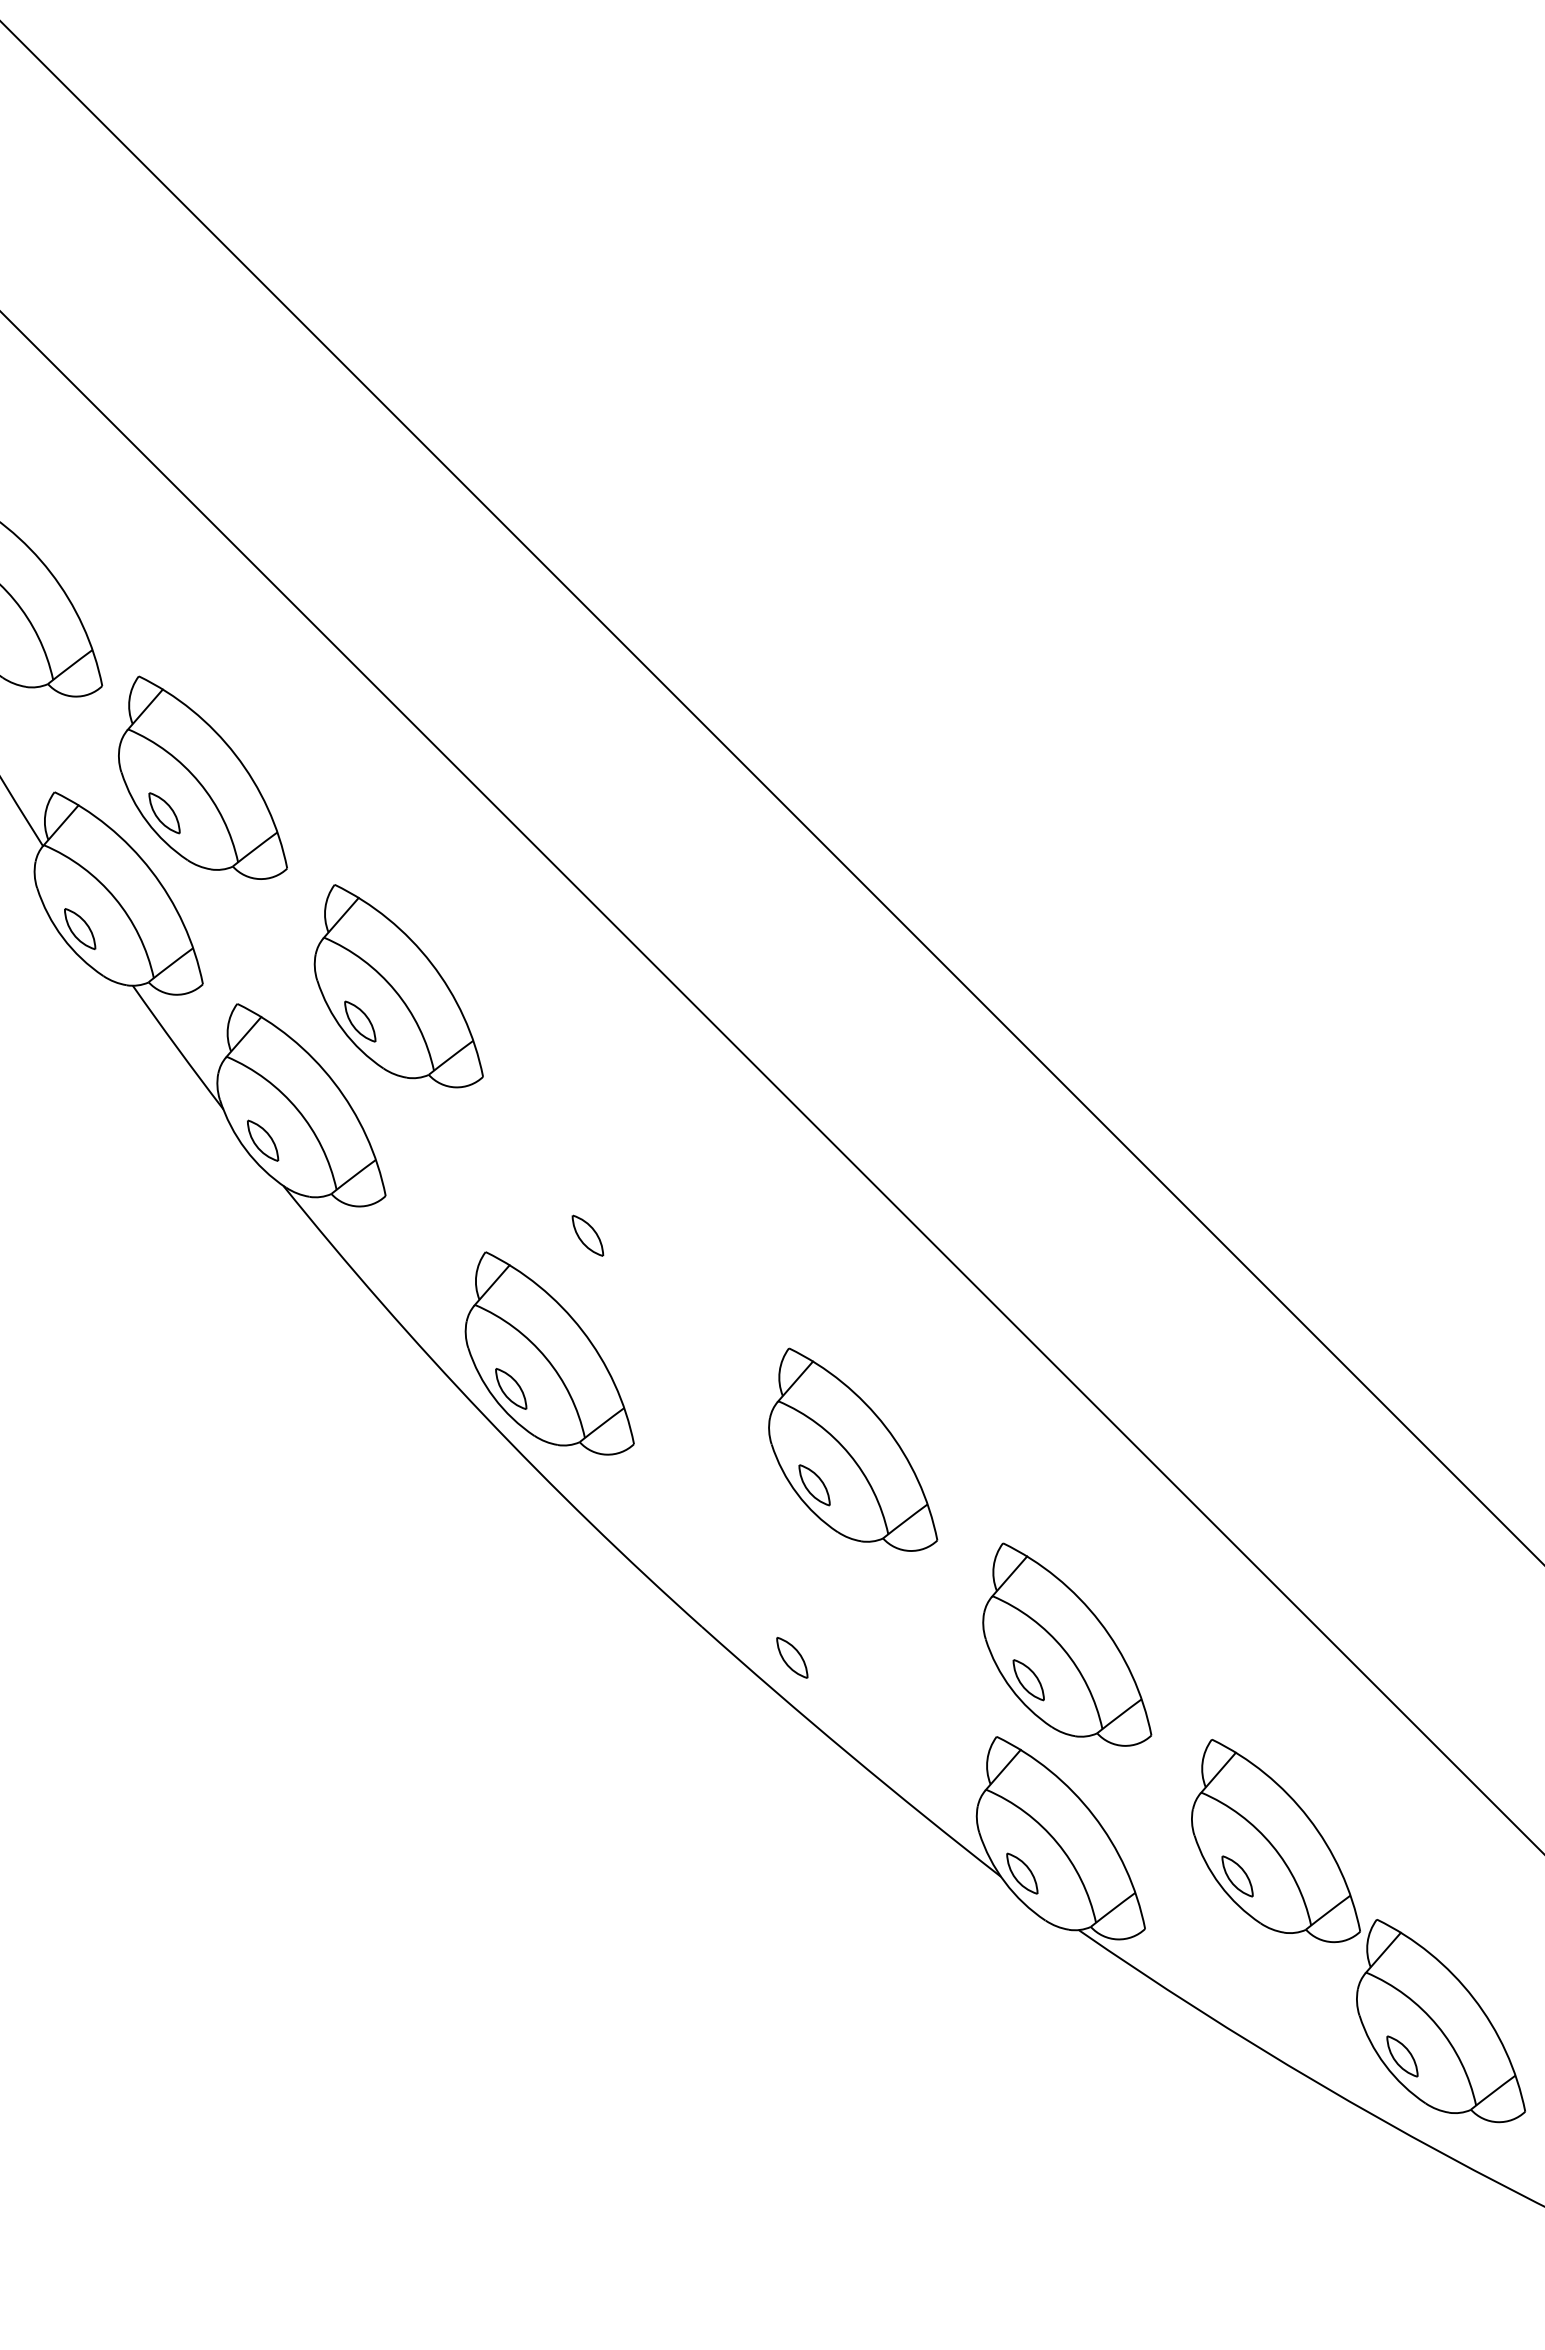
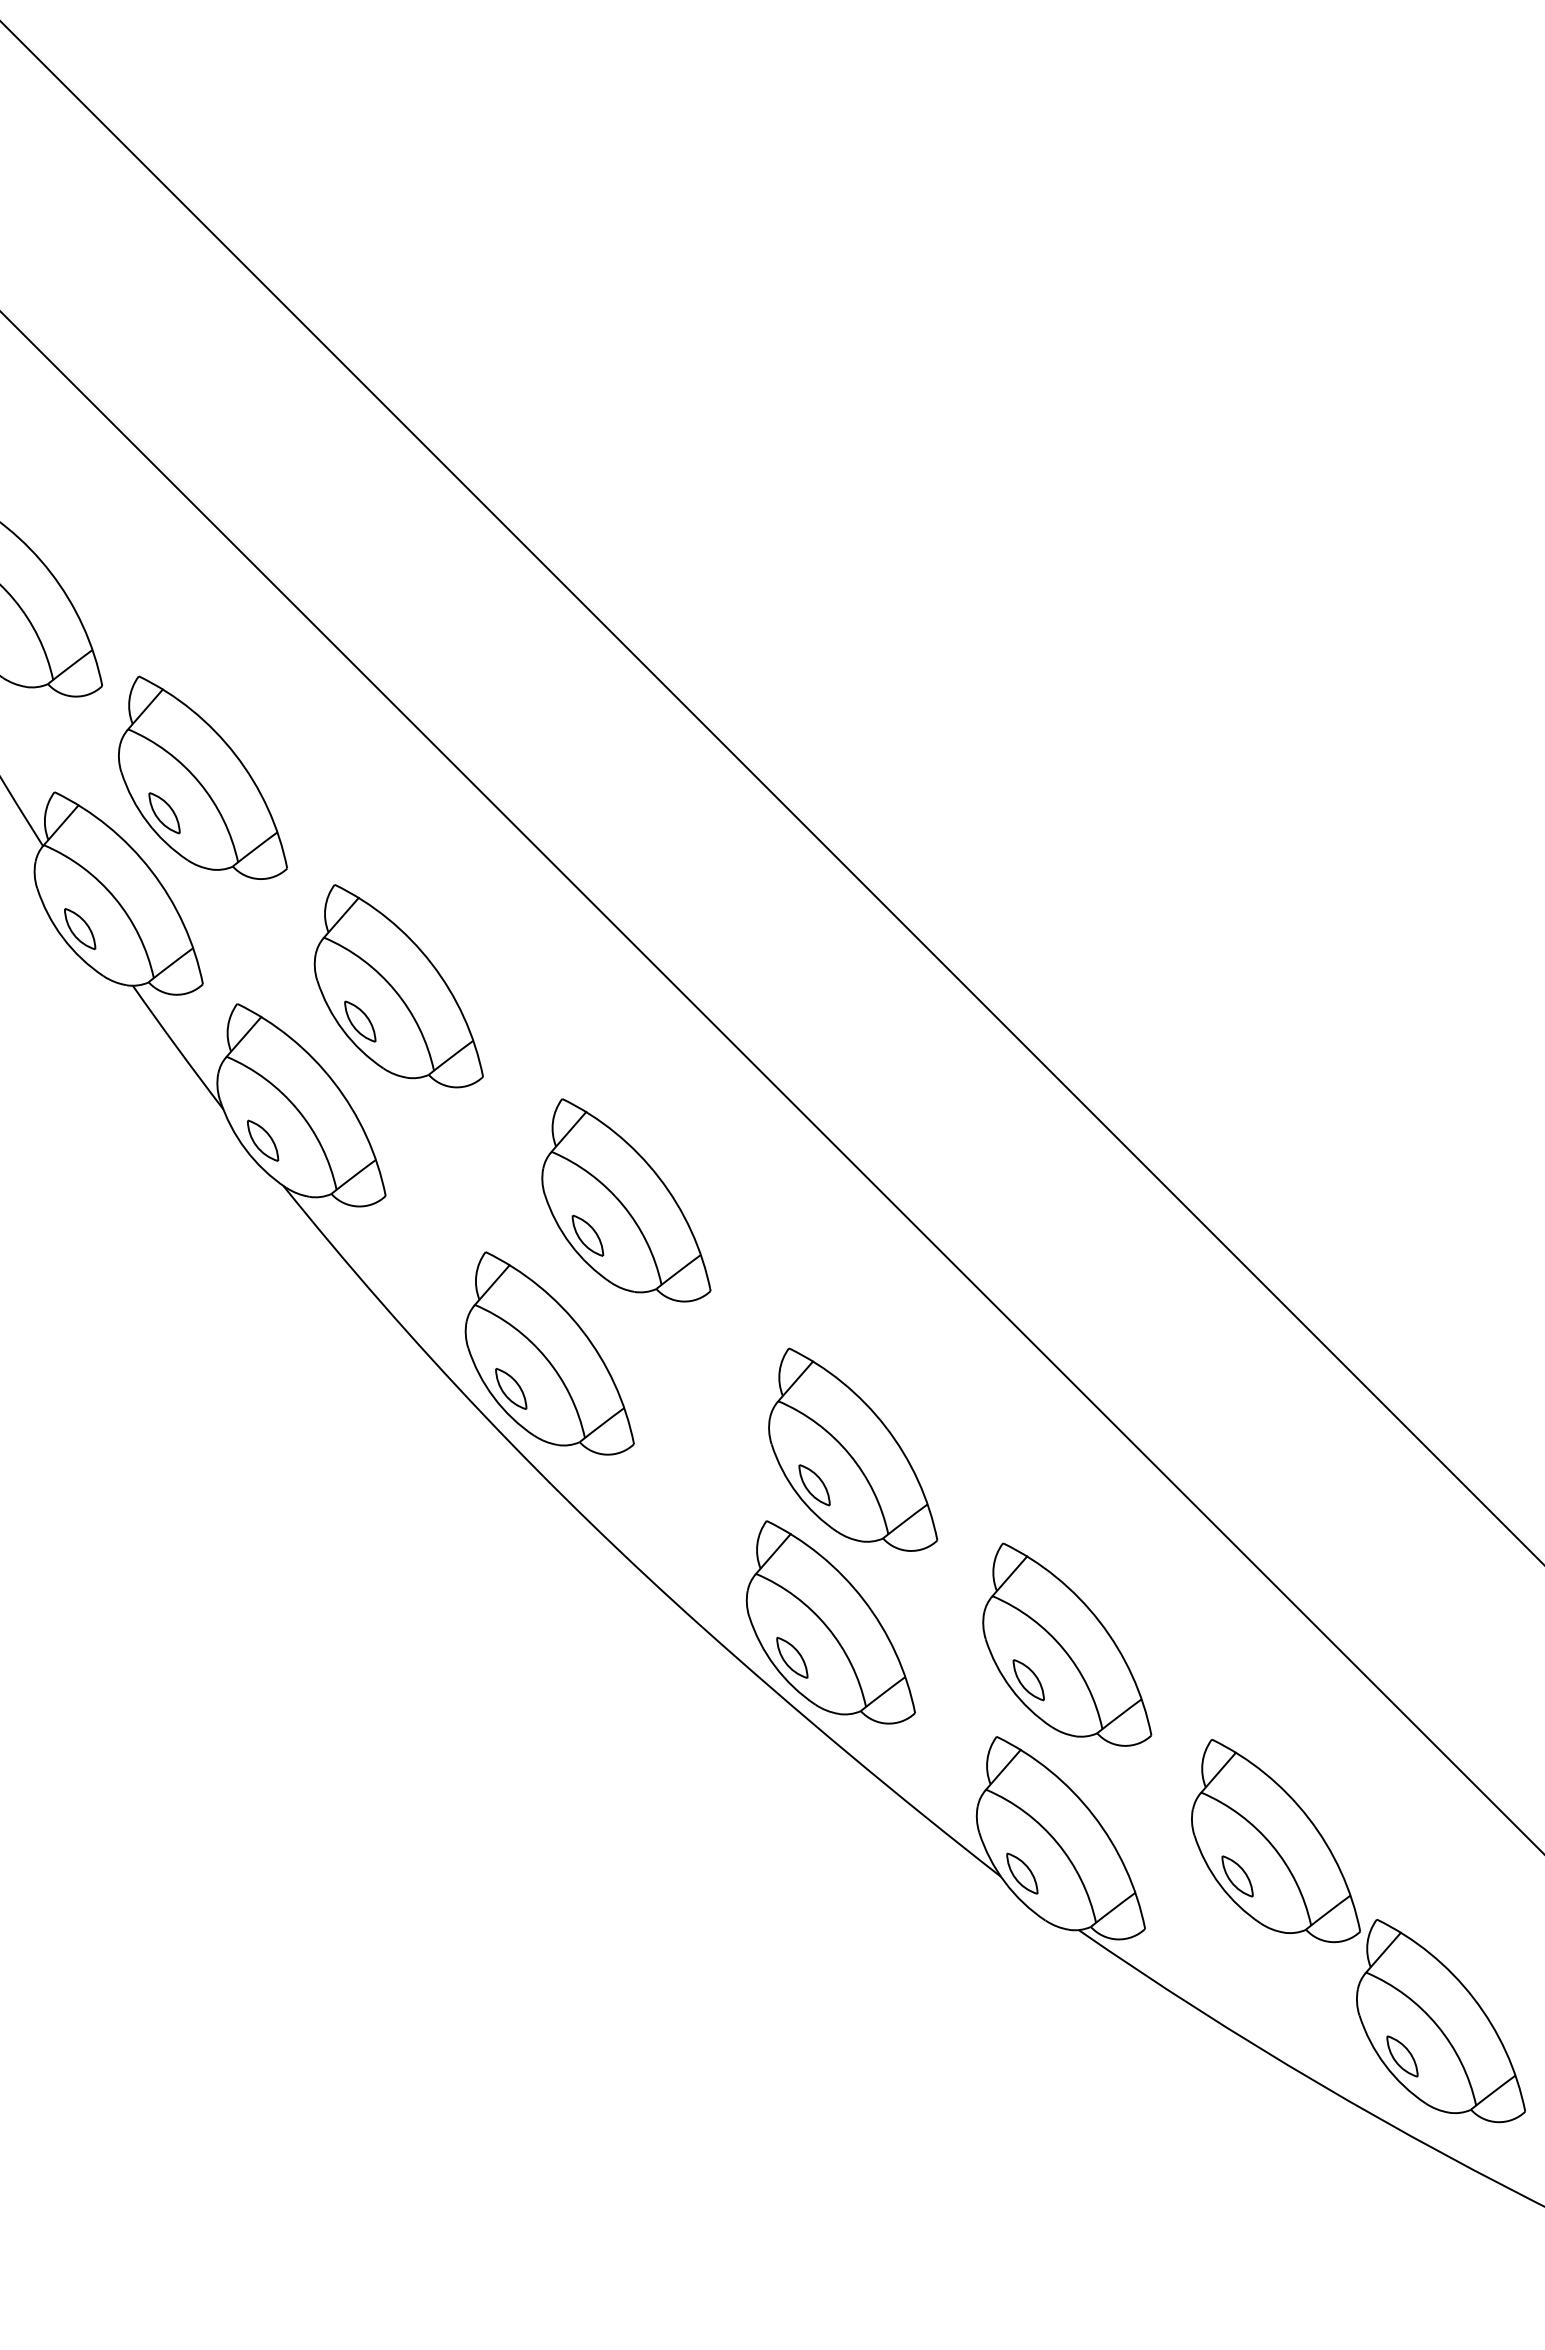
part: none -> present (626, 1200)
part: none -> present (830, 1622)
